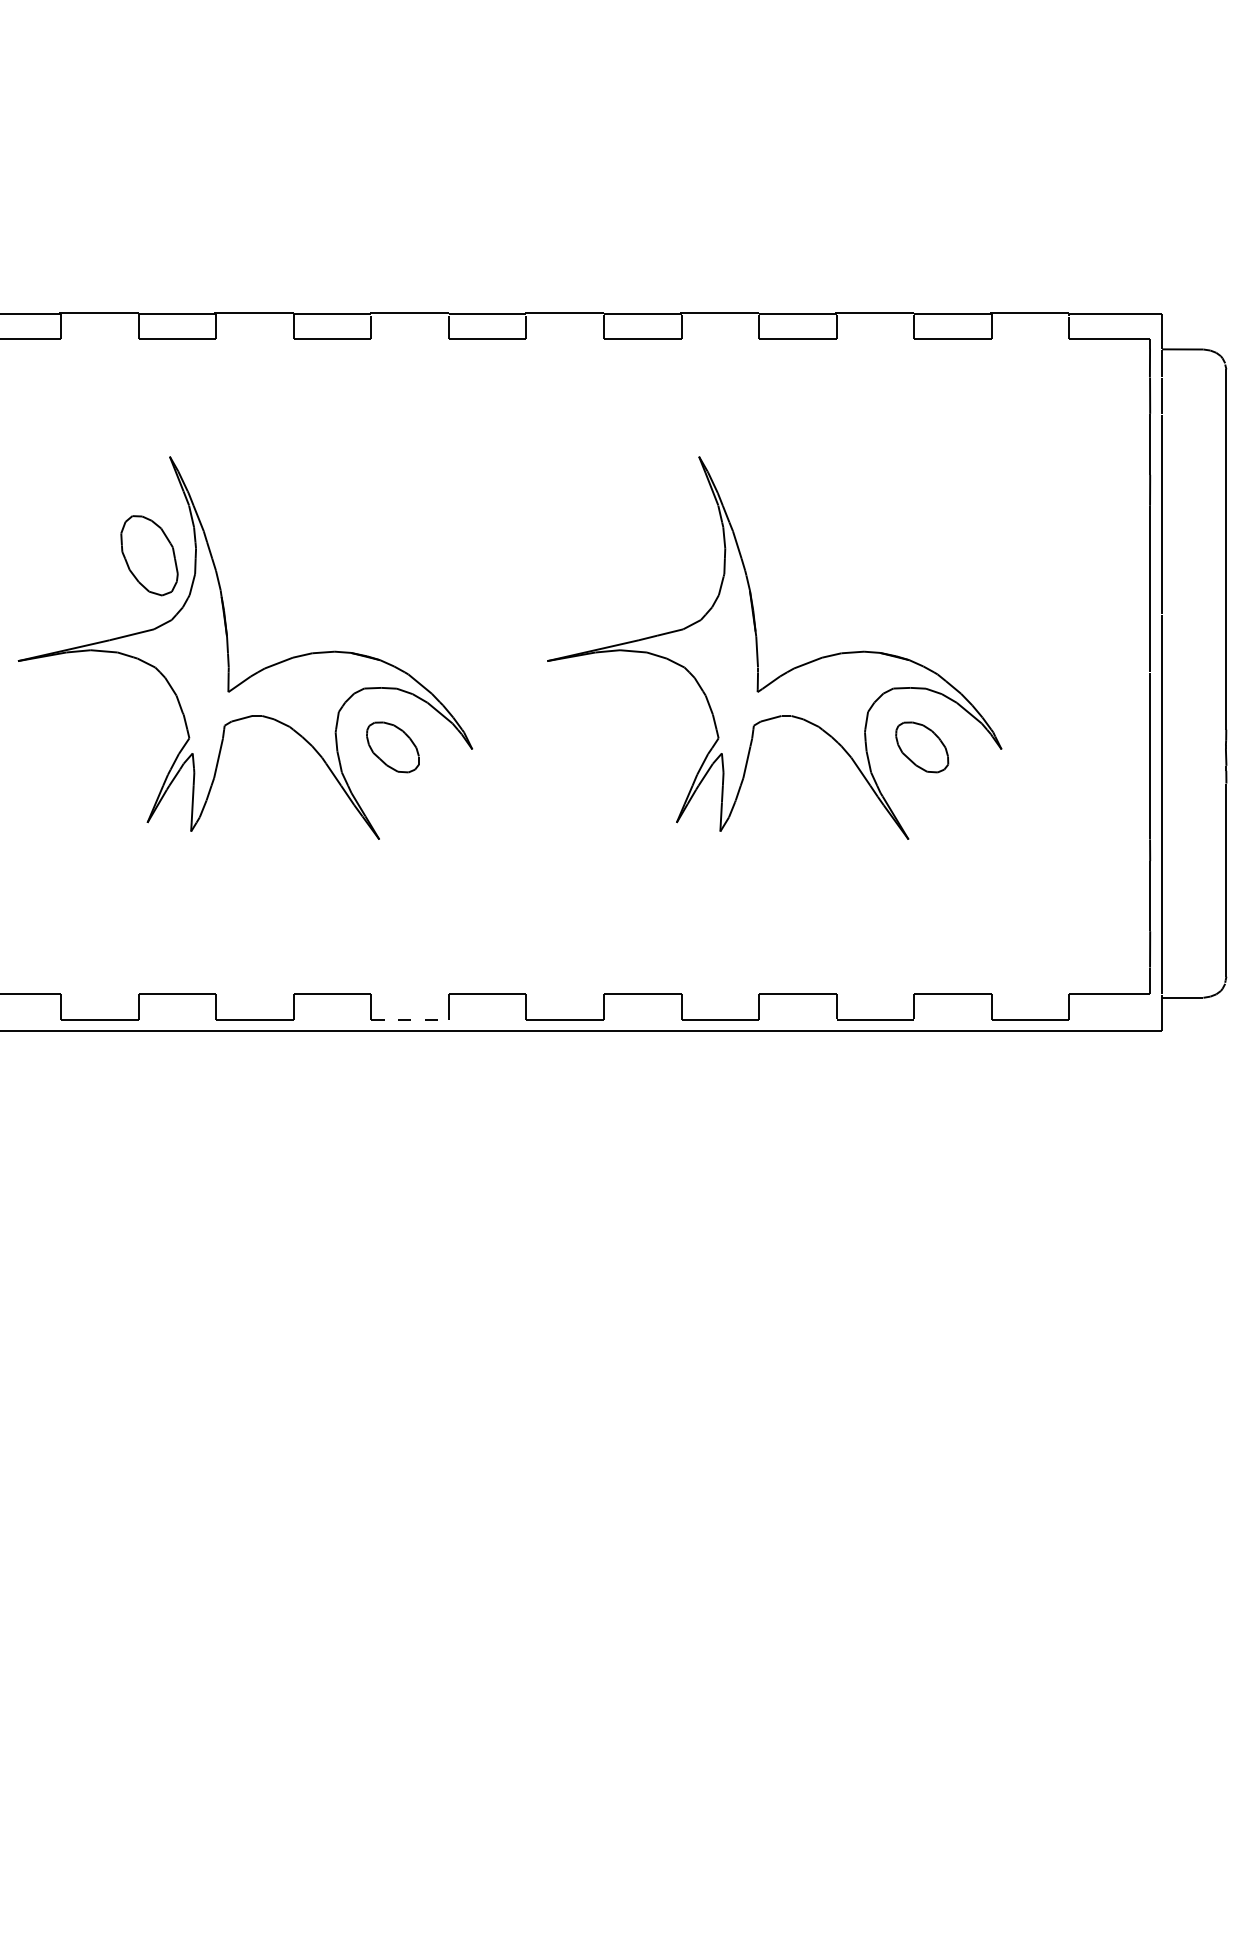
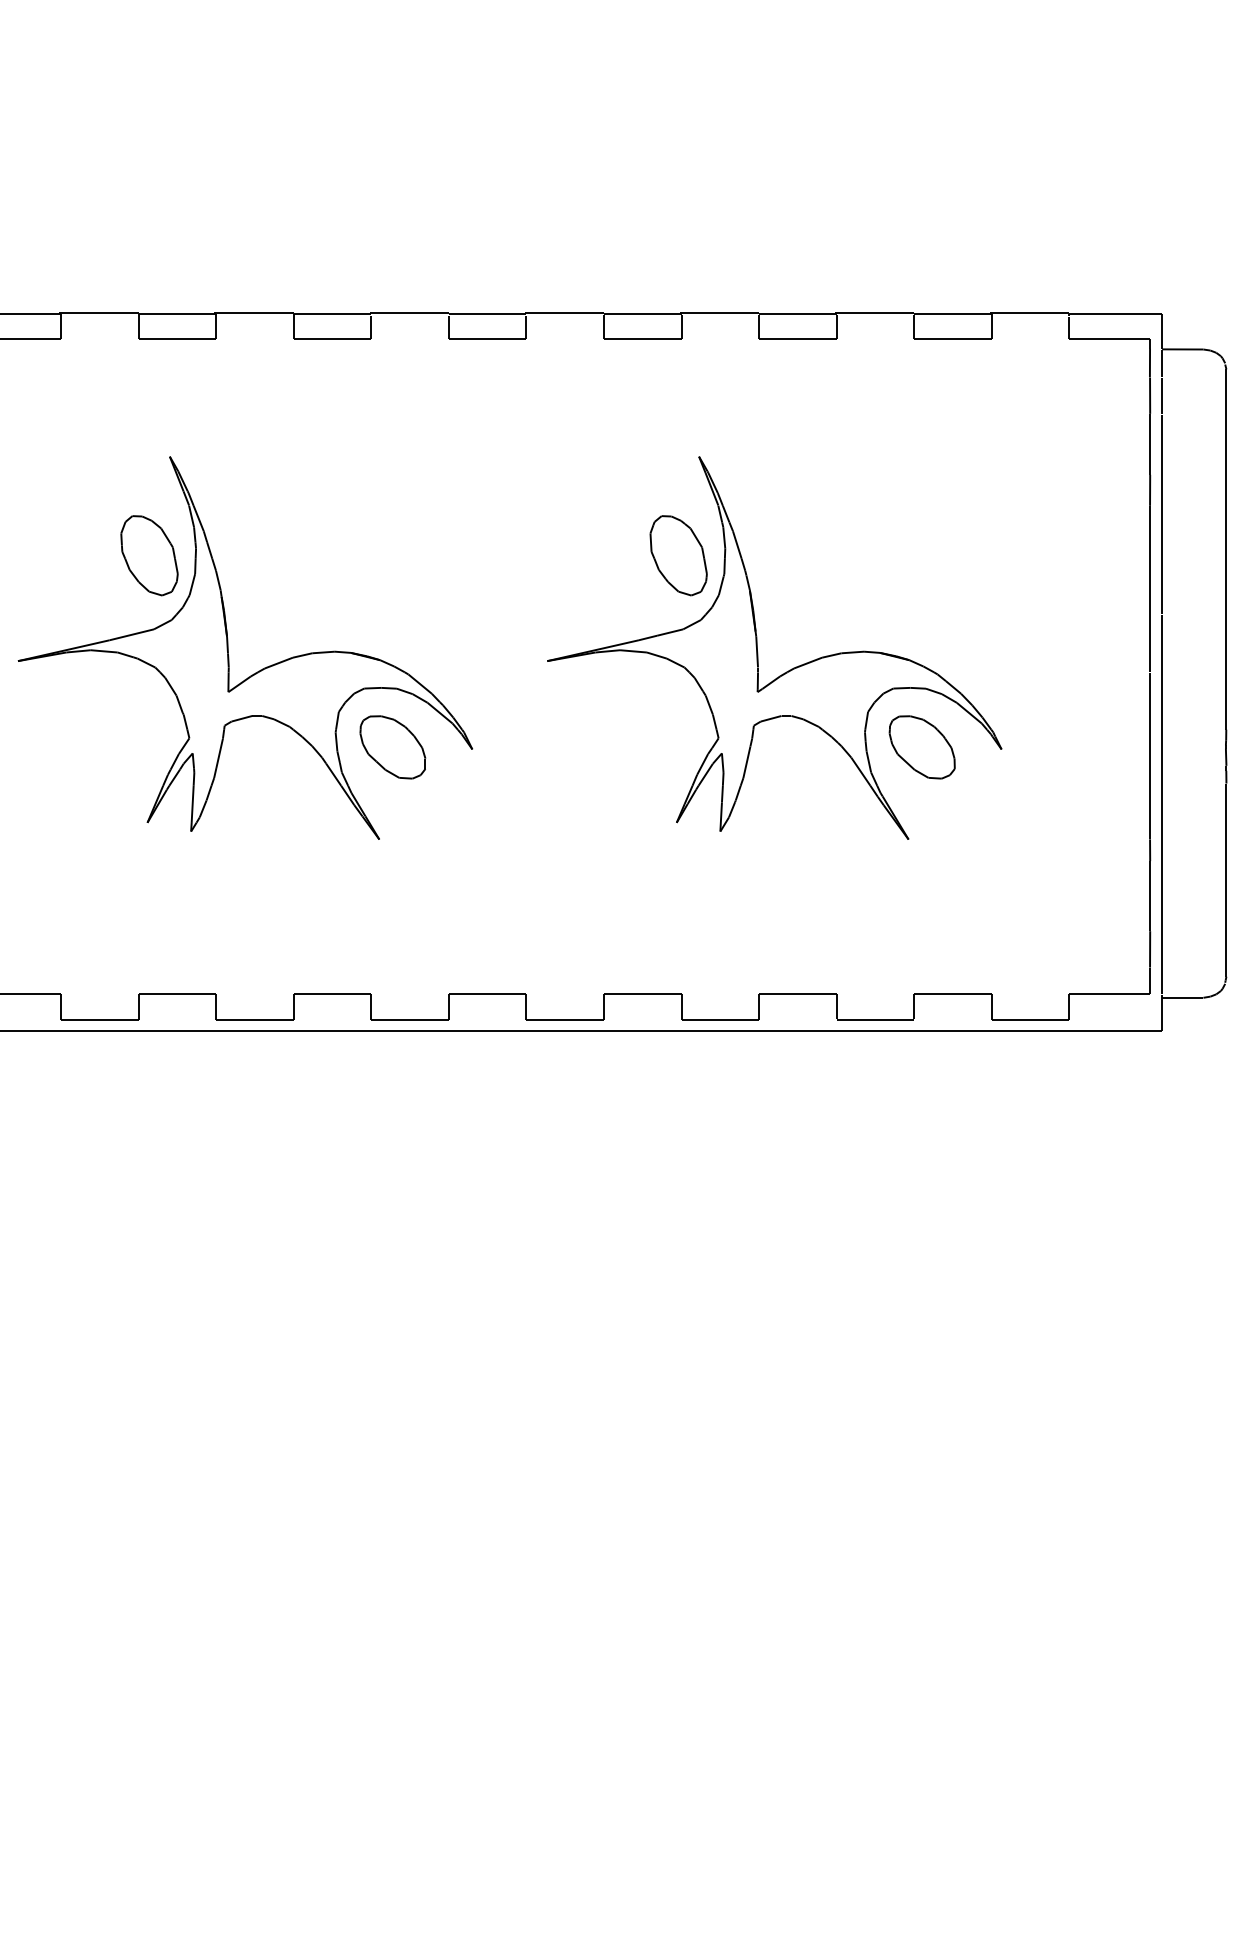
part: none -> present (678, 555)
part size: 54x53 px -> 68x65 px (392, 747)
part size: 55x53 px -> 68x65 px (921, 747)
line: dashed -> solid (410, 1019)
